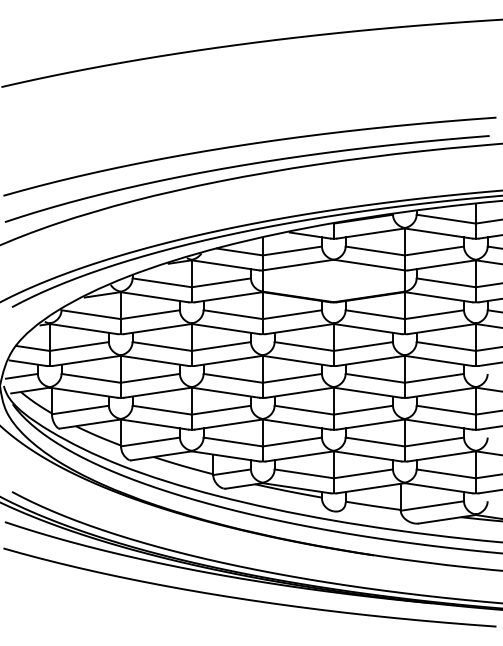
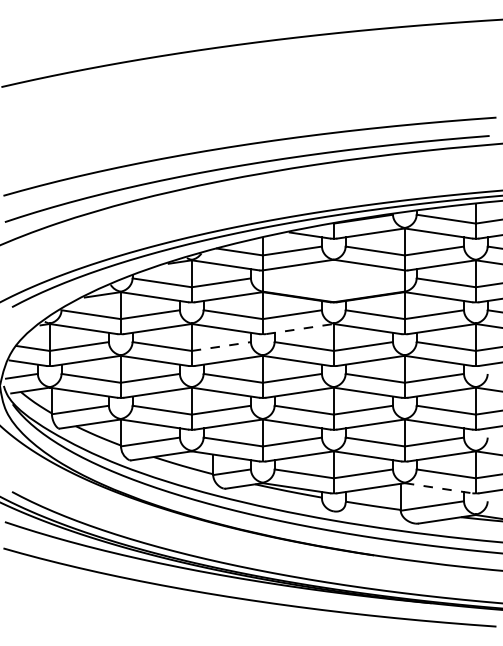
line: solid -> dashed (300, 328)
line: solid -> dashed (221, 346)
line: solid -> dashed (439, 488)
